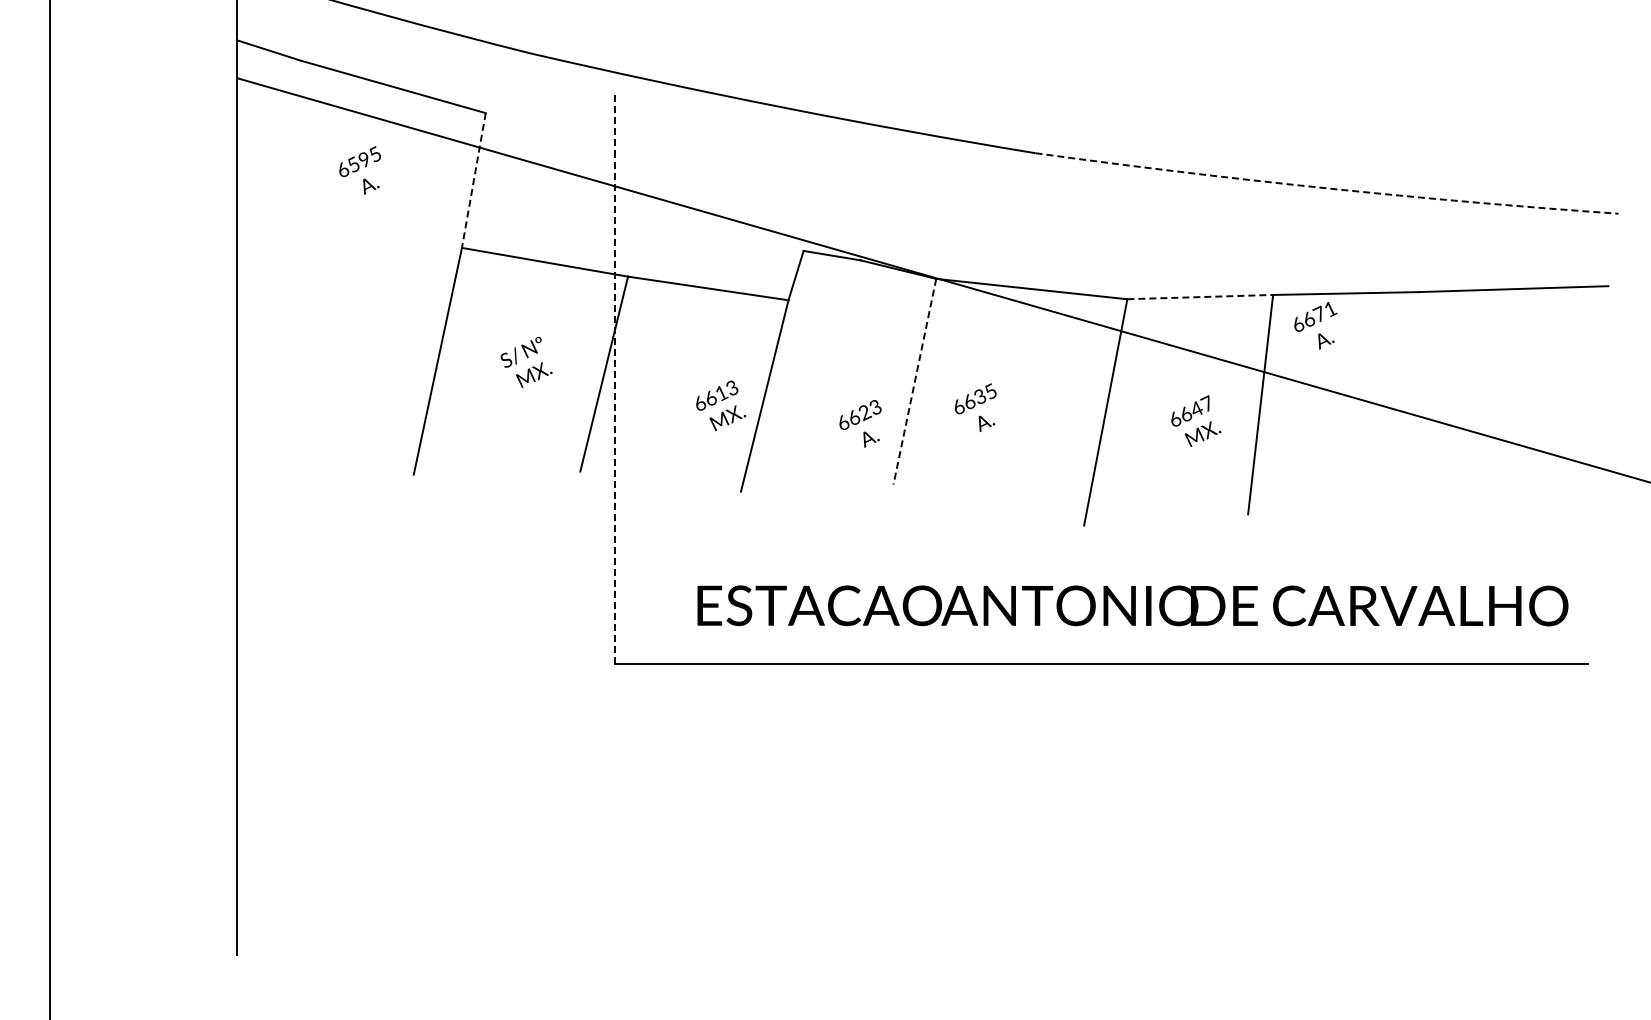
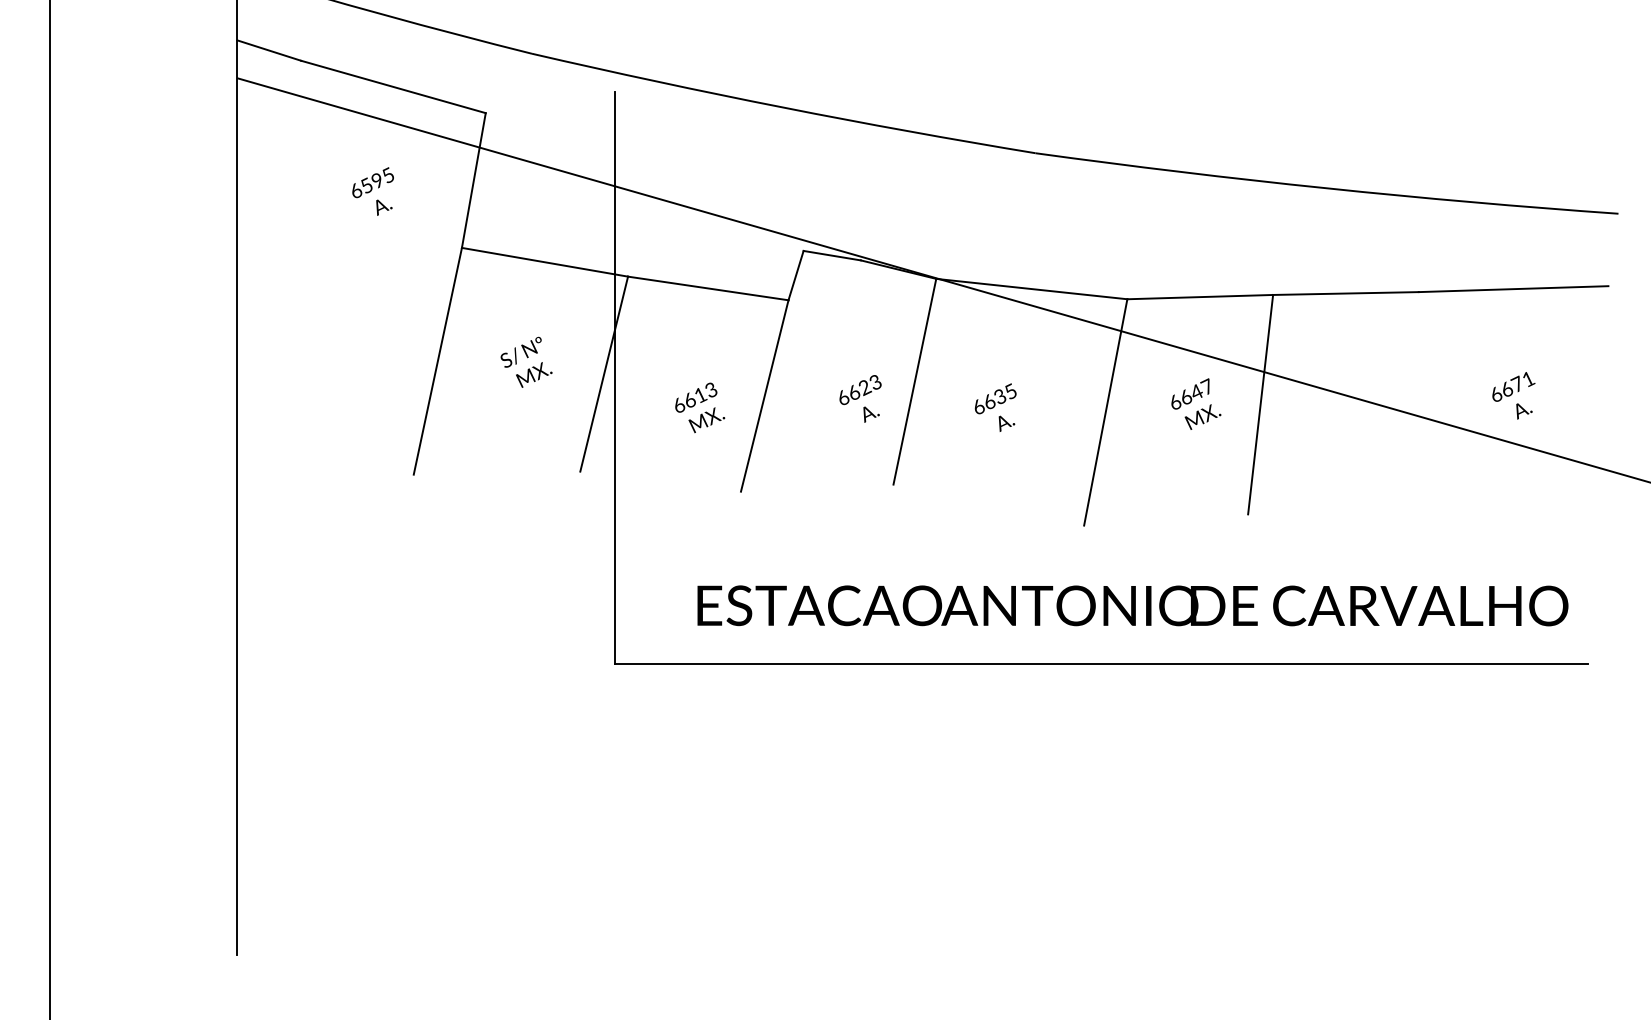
text position: (359, 170) -> (372, 191) (372, 191)
line: dashed -> solid (473, 181)
arc: dashed -> solid (1326, 188)
line: dashed -> solid (1200, 297)
text position: (1315, 325) -> (1513, 395) (1513, 395)
line: dashed -> solid (614, 377)
line: dashed -> solid (914, 382)
text position: (721, 405) -> (700, 407) (700, 407)
text position: (975, 407) -> (995, 407) (995, 407)
text position: (1196, 420) -> (1196, 403) (1196, 403)
text position: (860, 423) -> (860, 398) (860, 398)
